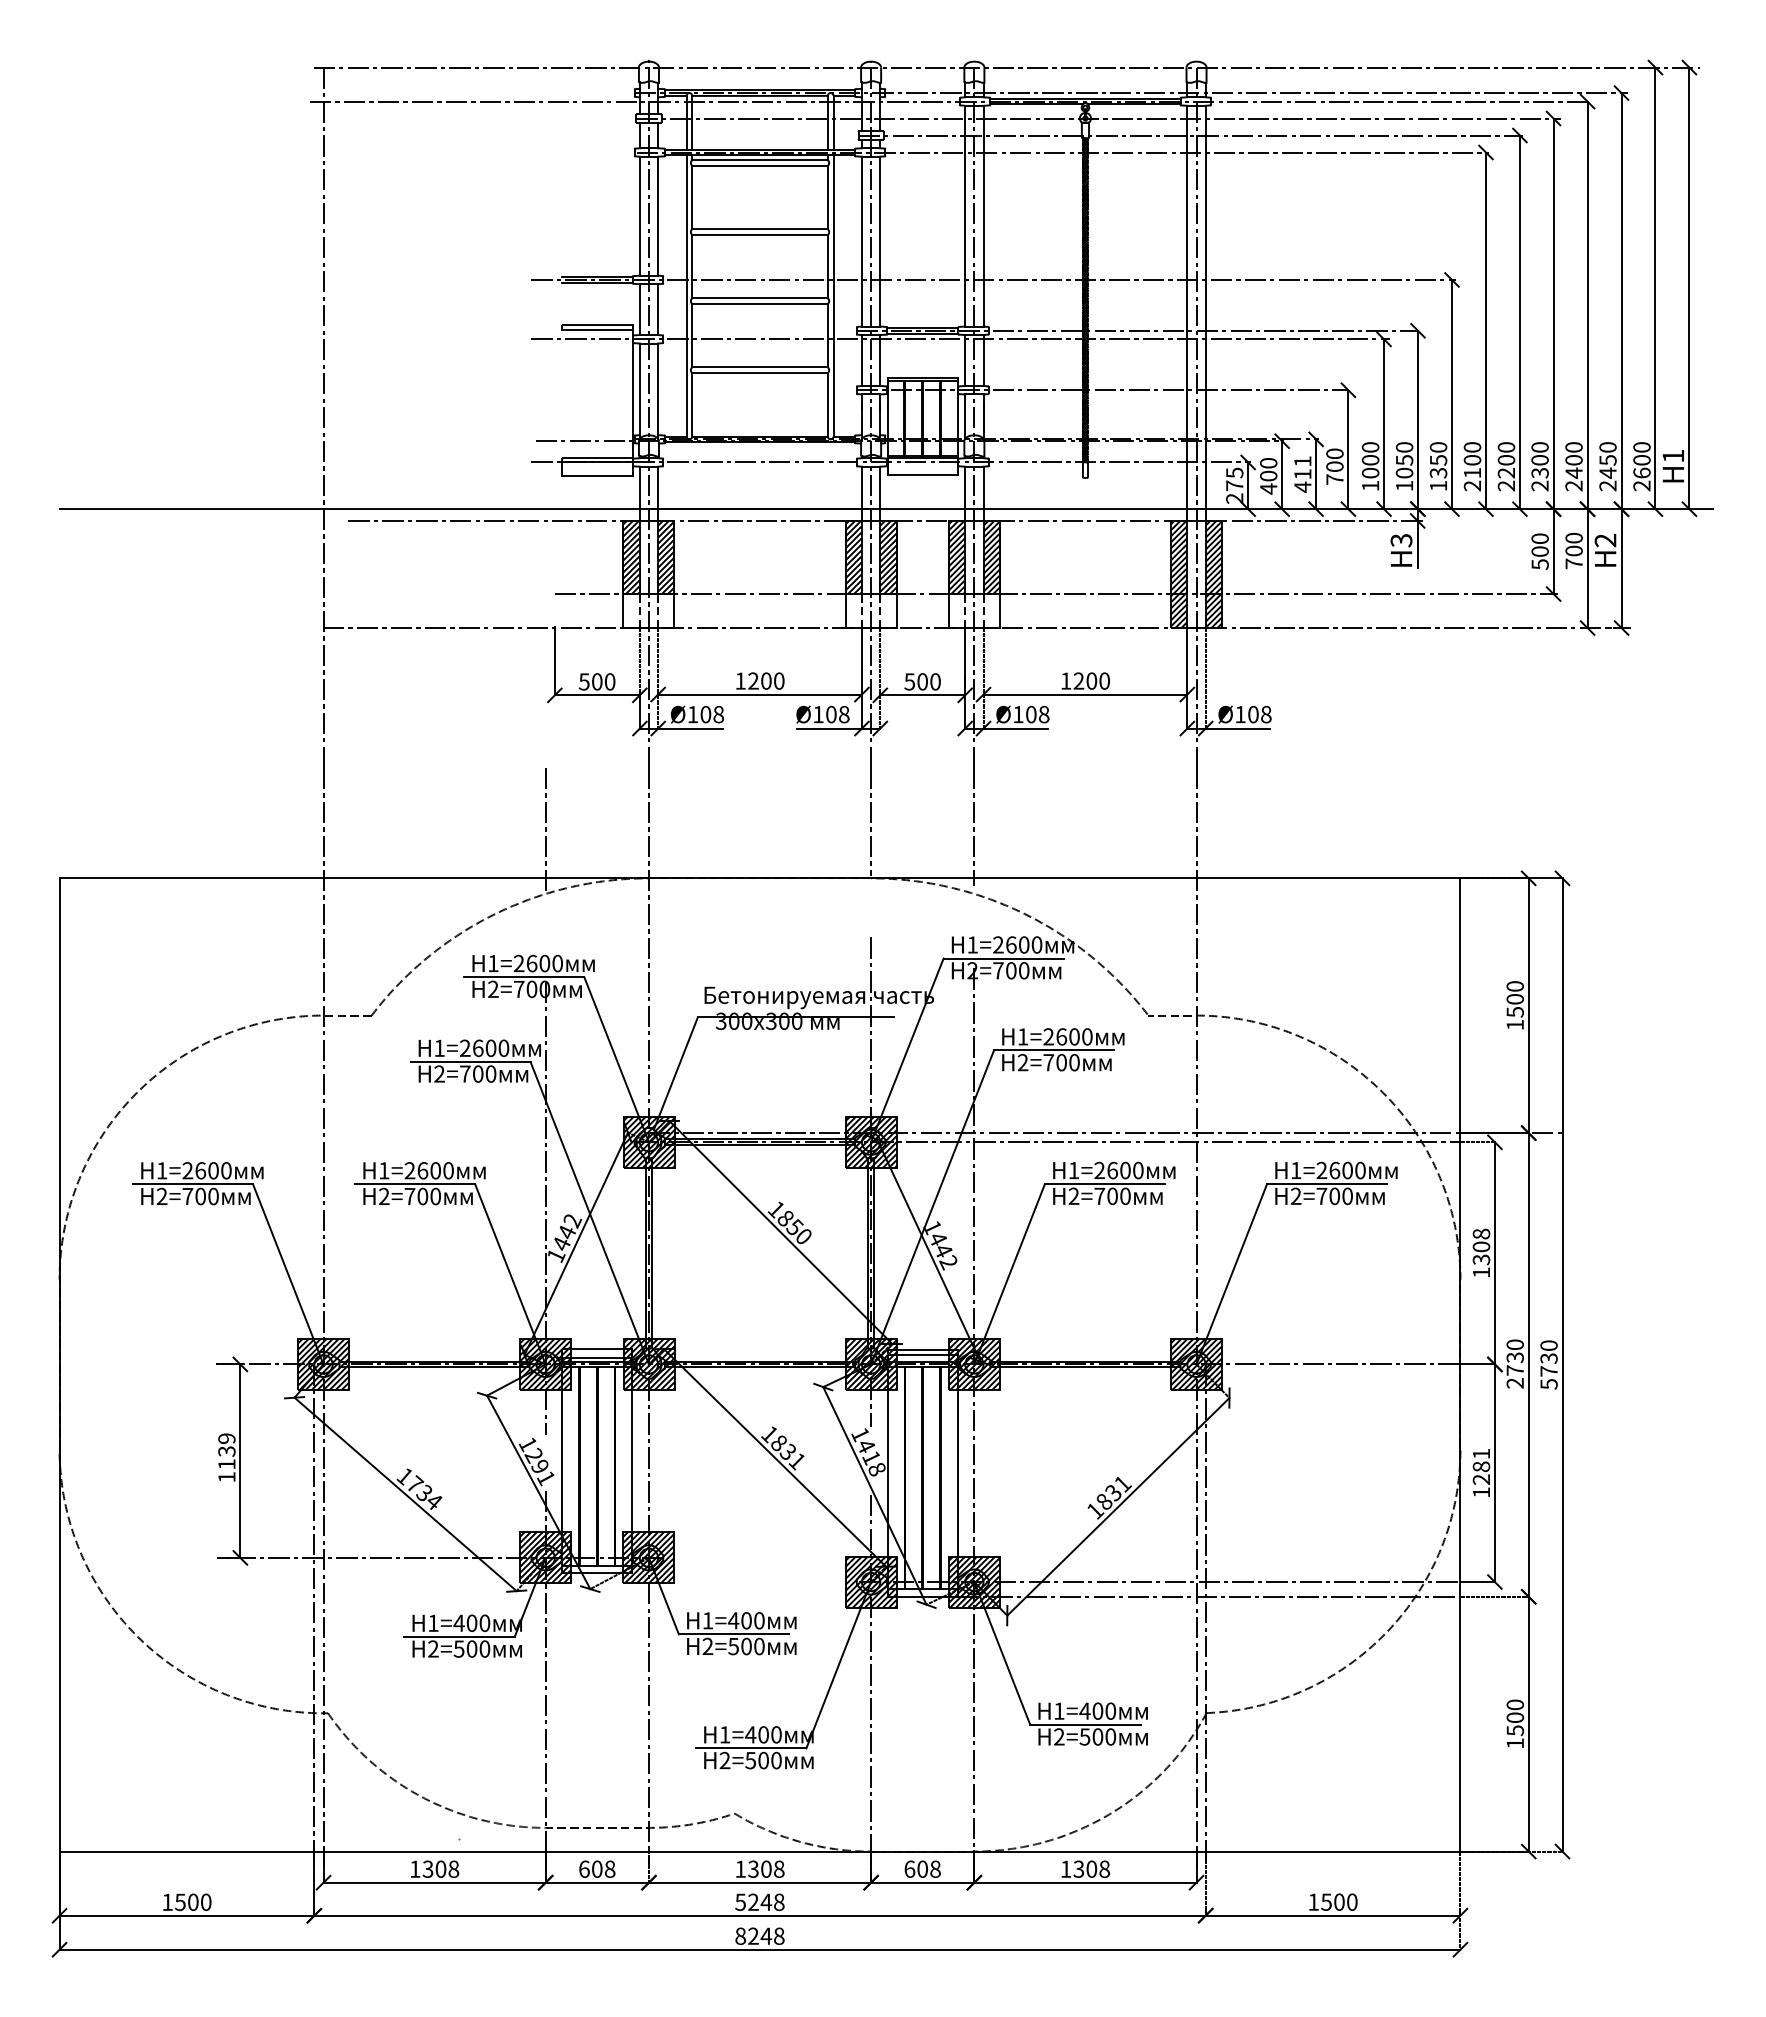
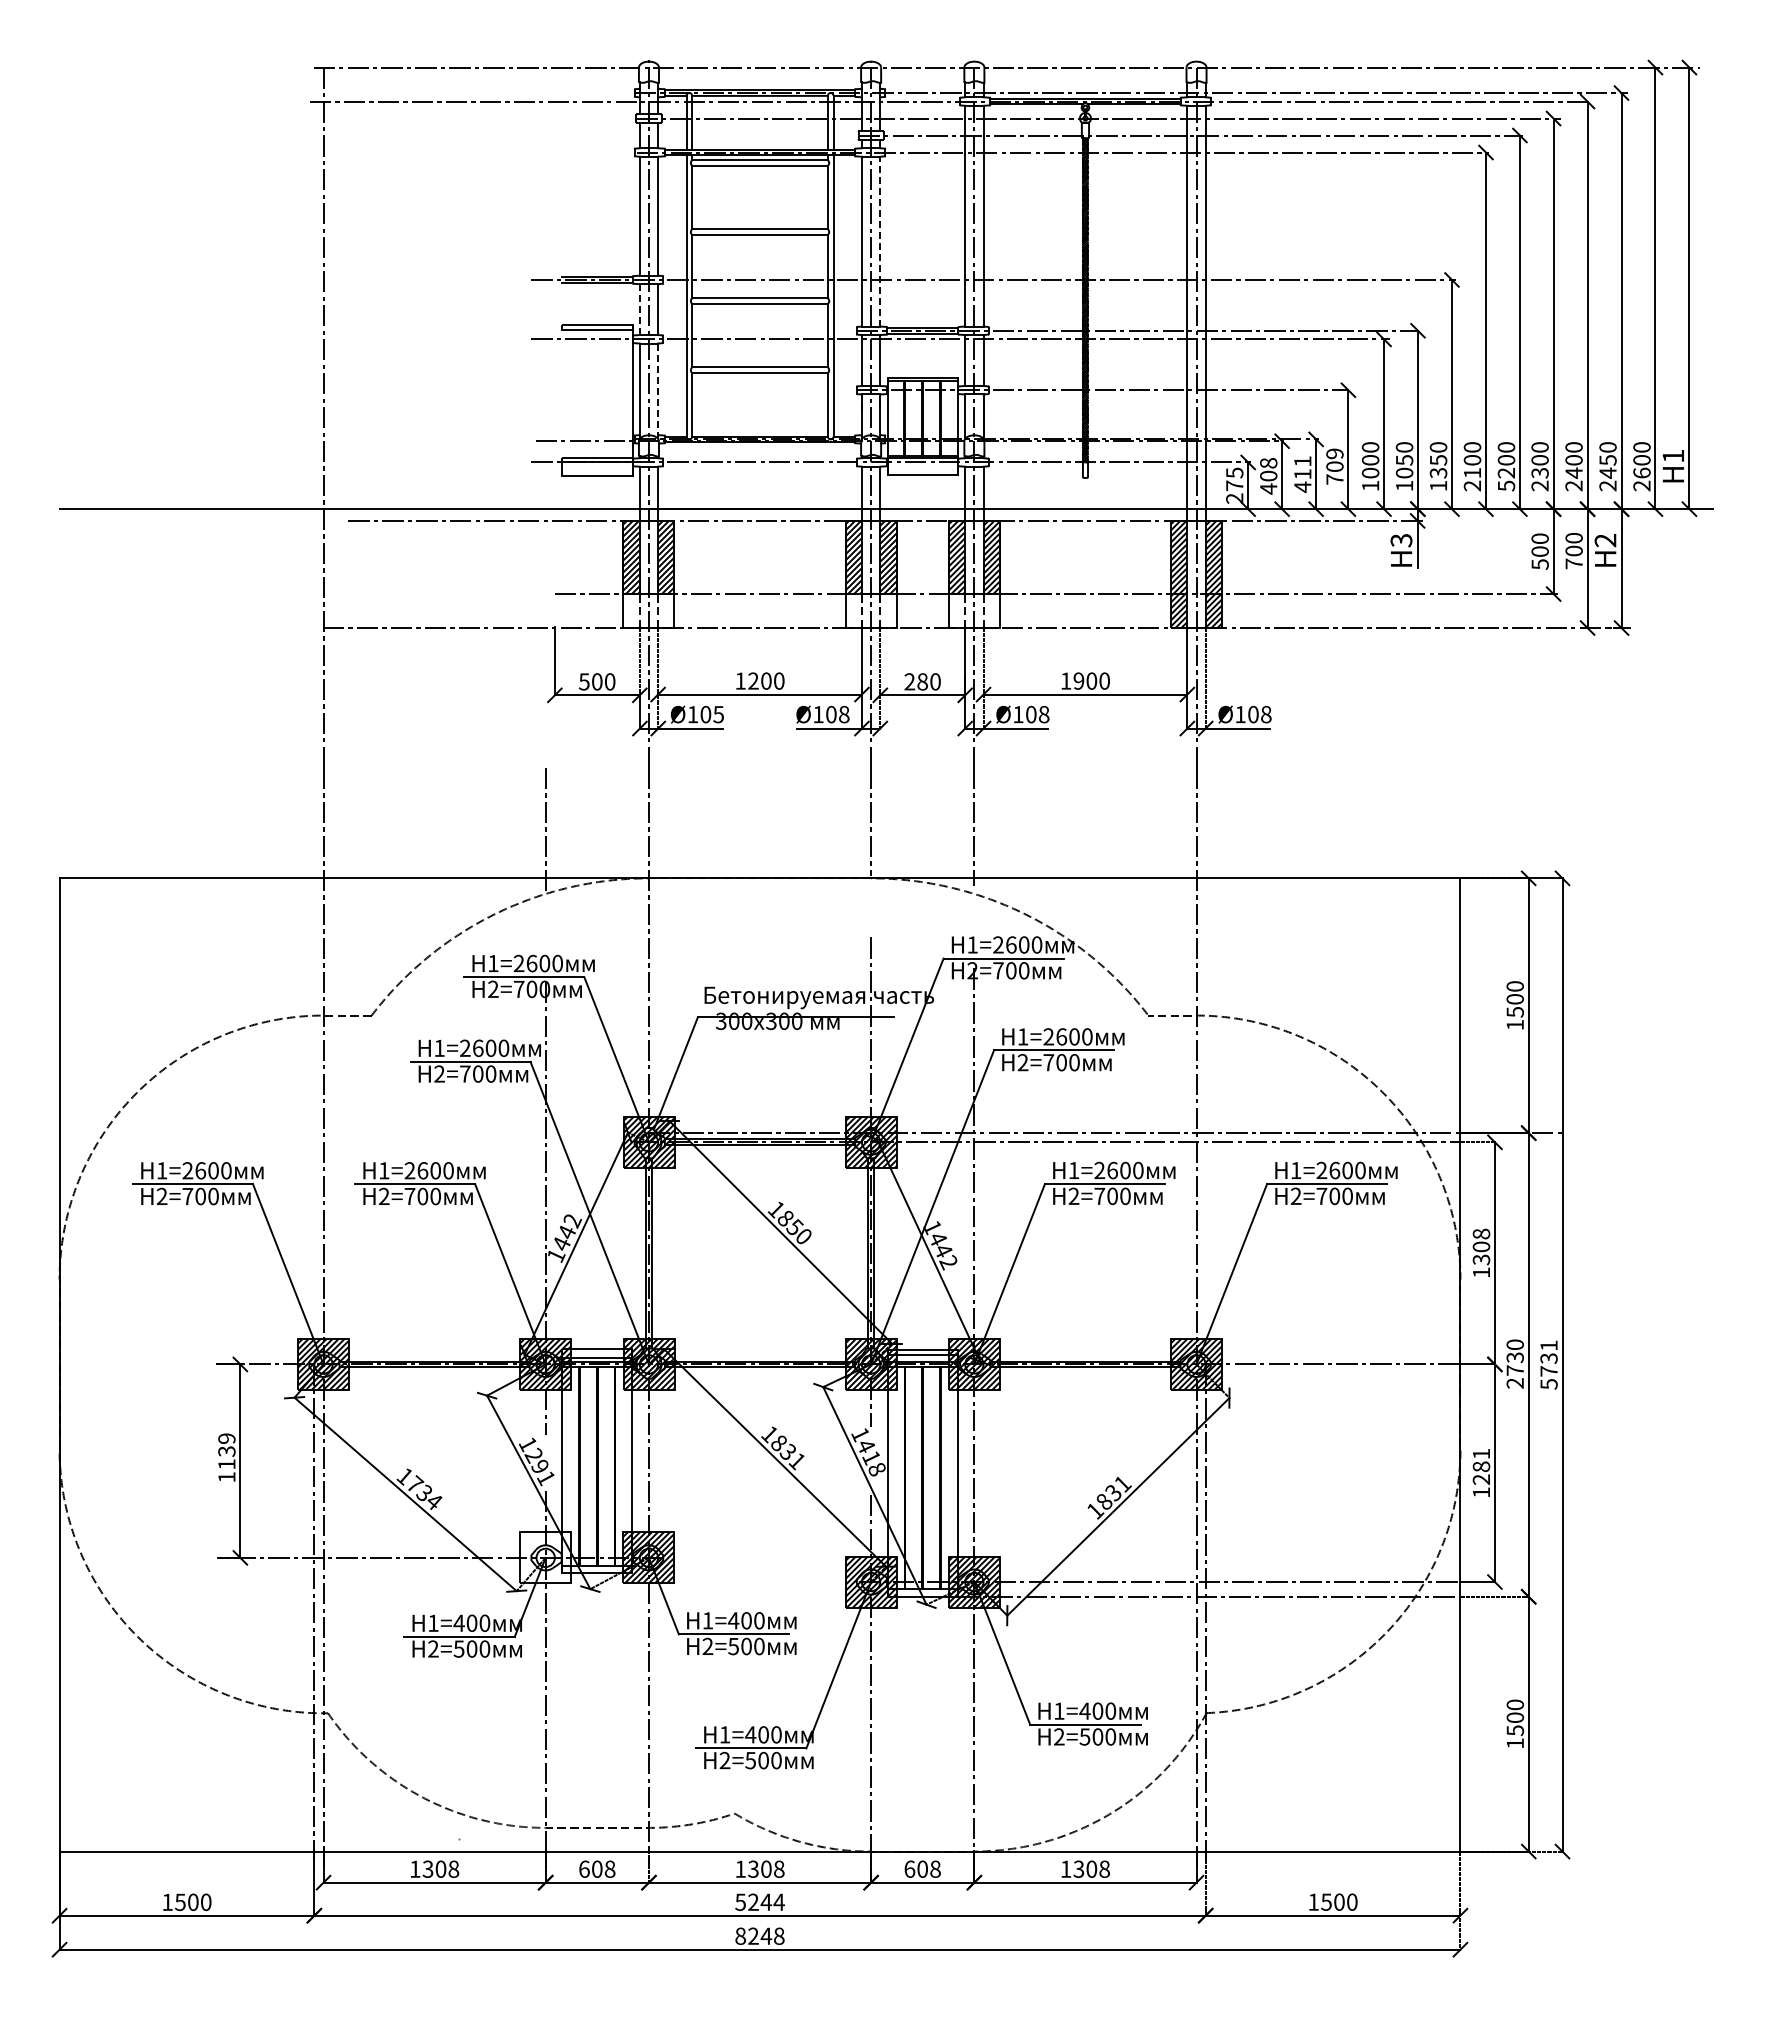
line: solid -> dashed (880, 241)
line: solid -> dashed (639, 309)
line: solid -> dashed (658, 391)
text: 700 -> 709 (1334, 453)
text: 400 -> 408 (1268, 463)
text: 2200 -> 5200 (1506, 485)
text: 1200 -> 1900 (1078, 680)
text: 500 -> 280 (915, 681)
text: Ø108 -> Ø105 (718, 714)
text: 5730 -> 5731 (1548, 1345)
hatch: present -> none (545, 1557)
text: 5248 -> 5244 (778, 1901)
